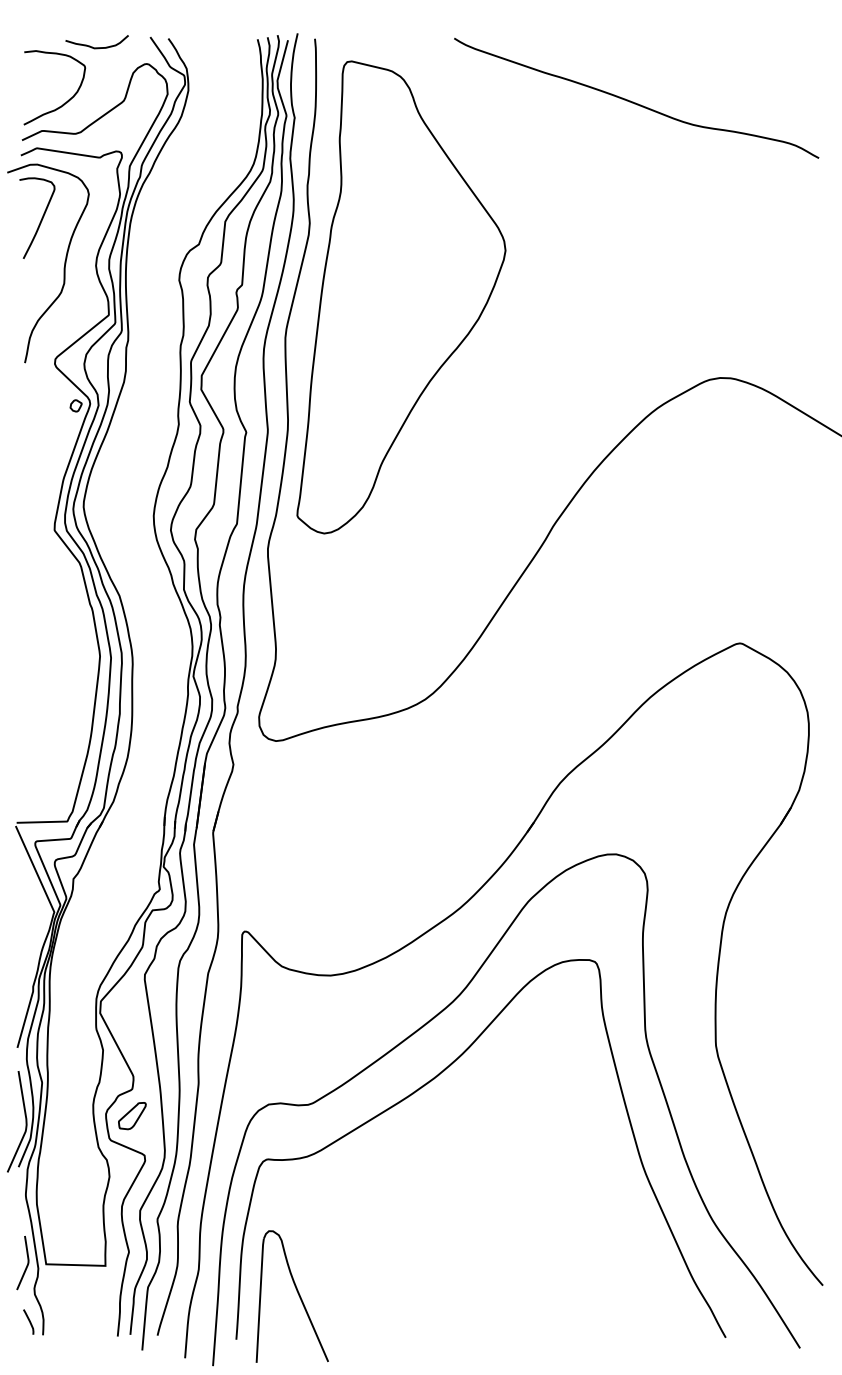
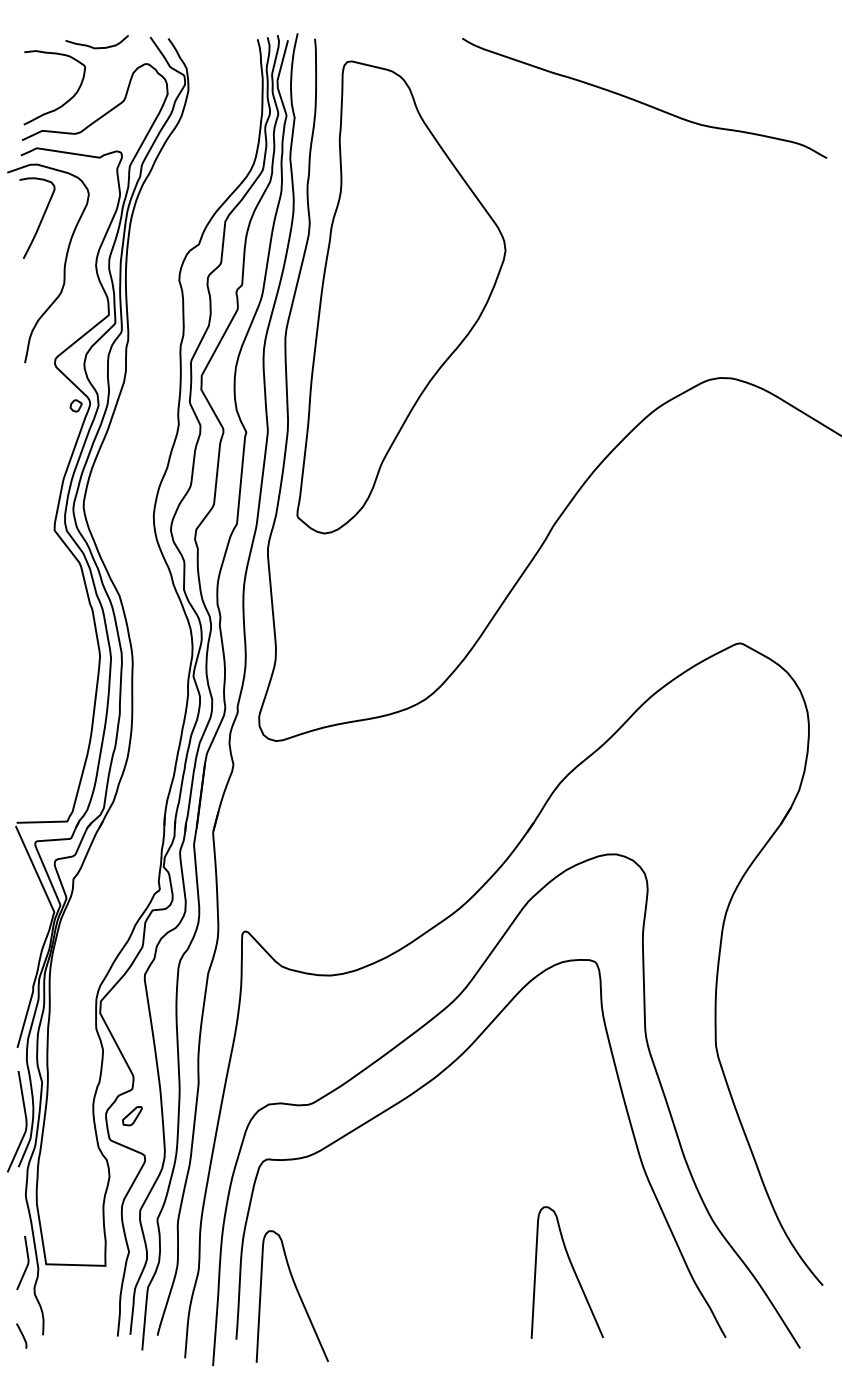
curve position: (633, 101) -> (641, 101) (641, 101)
part size: 29x29 px -> 21x21 px (132, 1116)
part: none -> present (572, 1269)
curve position: (28, 1321) -> (21, 1335) (21, 1335)
